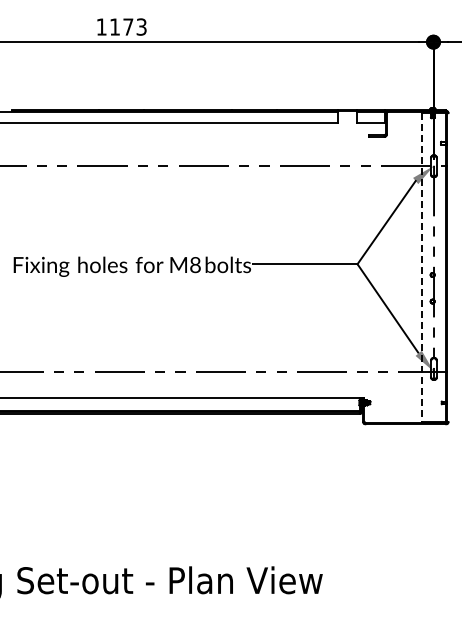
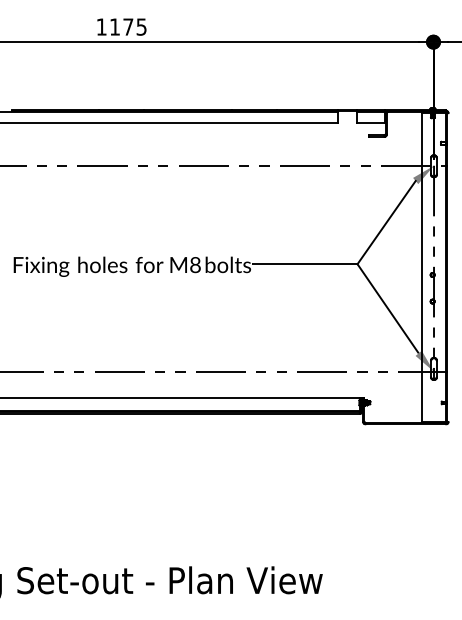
text: 1173 -> 1175 (141, 26)
line: dashed -> solid (421, 268)
